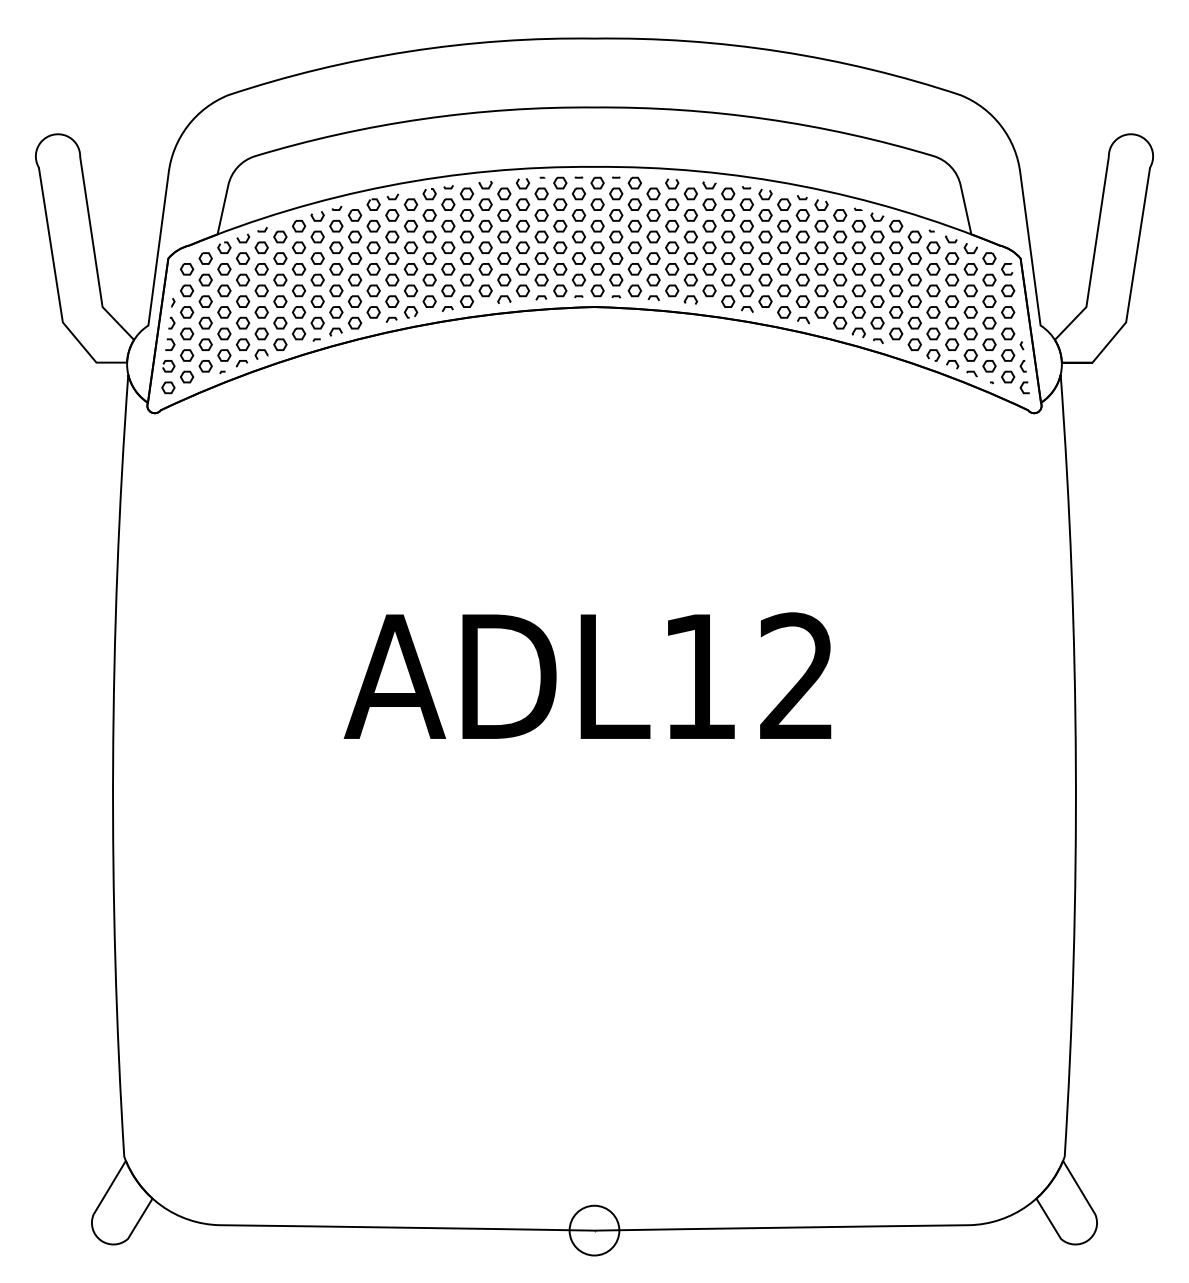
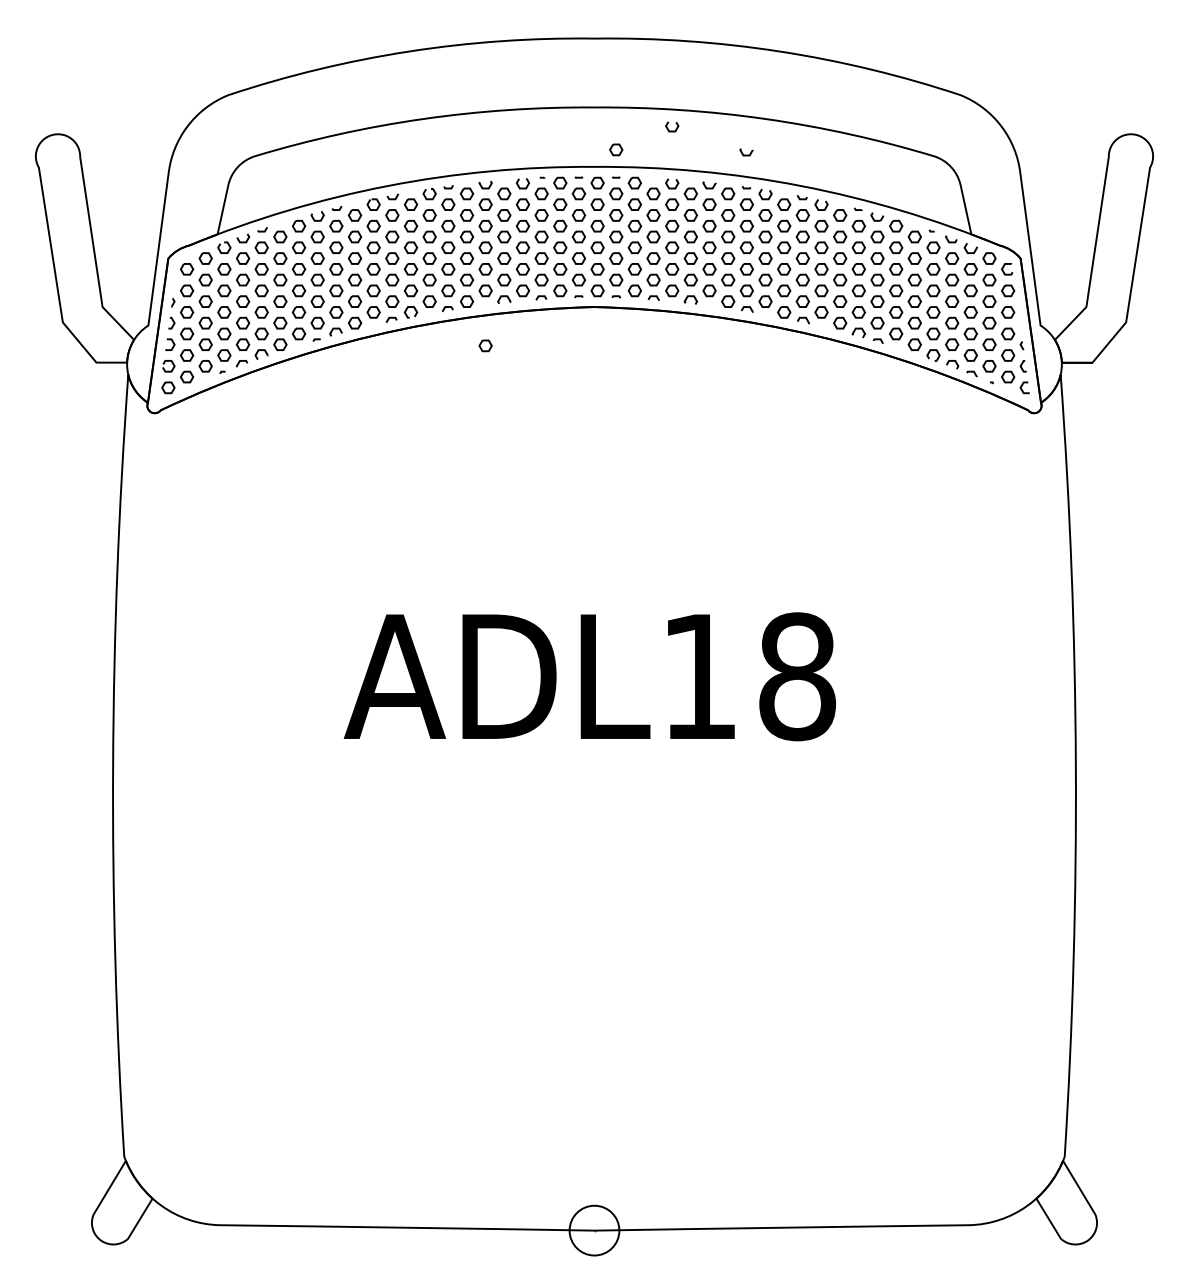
curve: none -> present (672, 130)
part: none -> present (616, 149)
curve: none -> present (746, 154)
part: none -> present (485, 345)
text: ADL12 -> ADL18 (797, 676)
